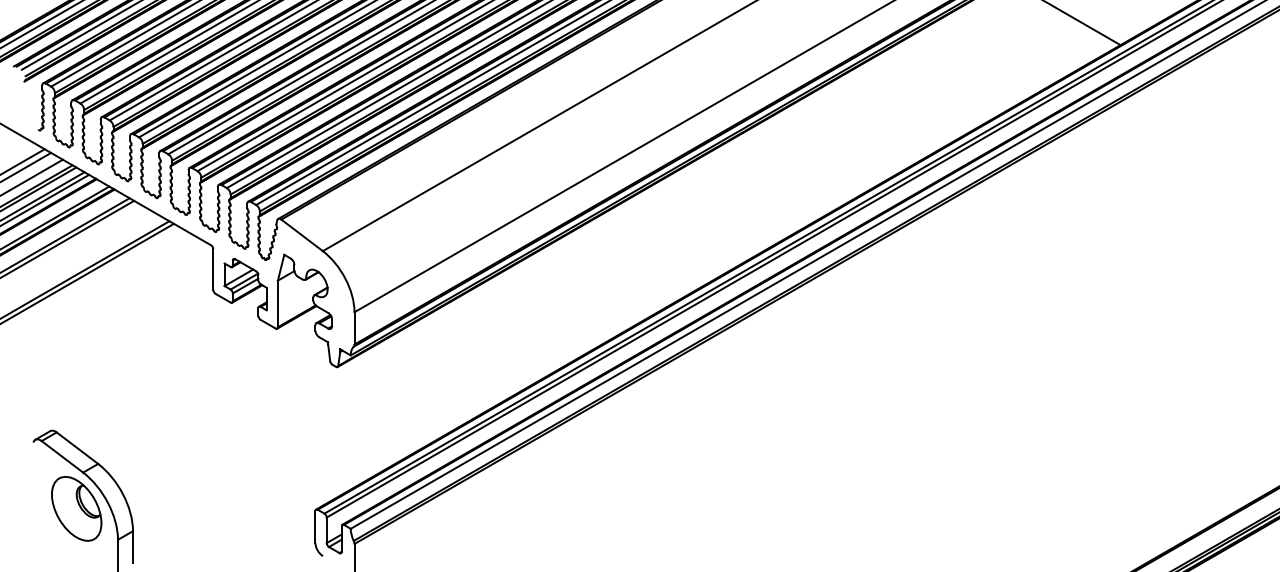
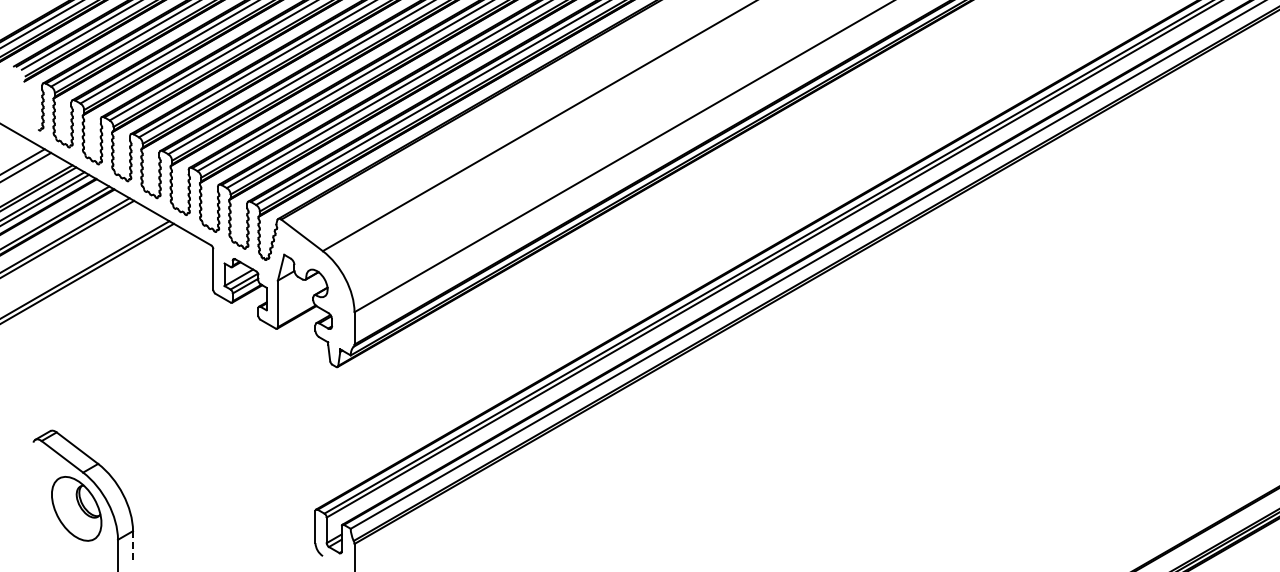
line: present -> none (1083, 23)
line: present -> none (32, 176)
line: solid -> dashed (133, 547)
